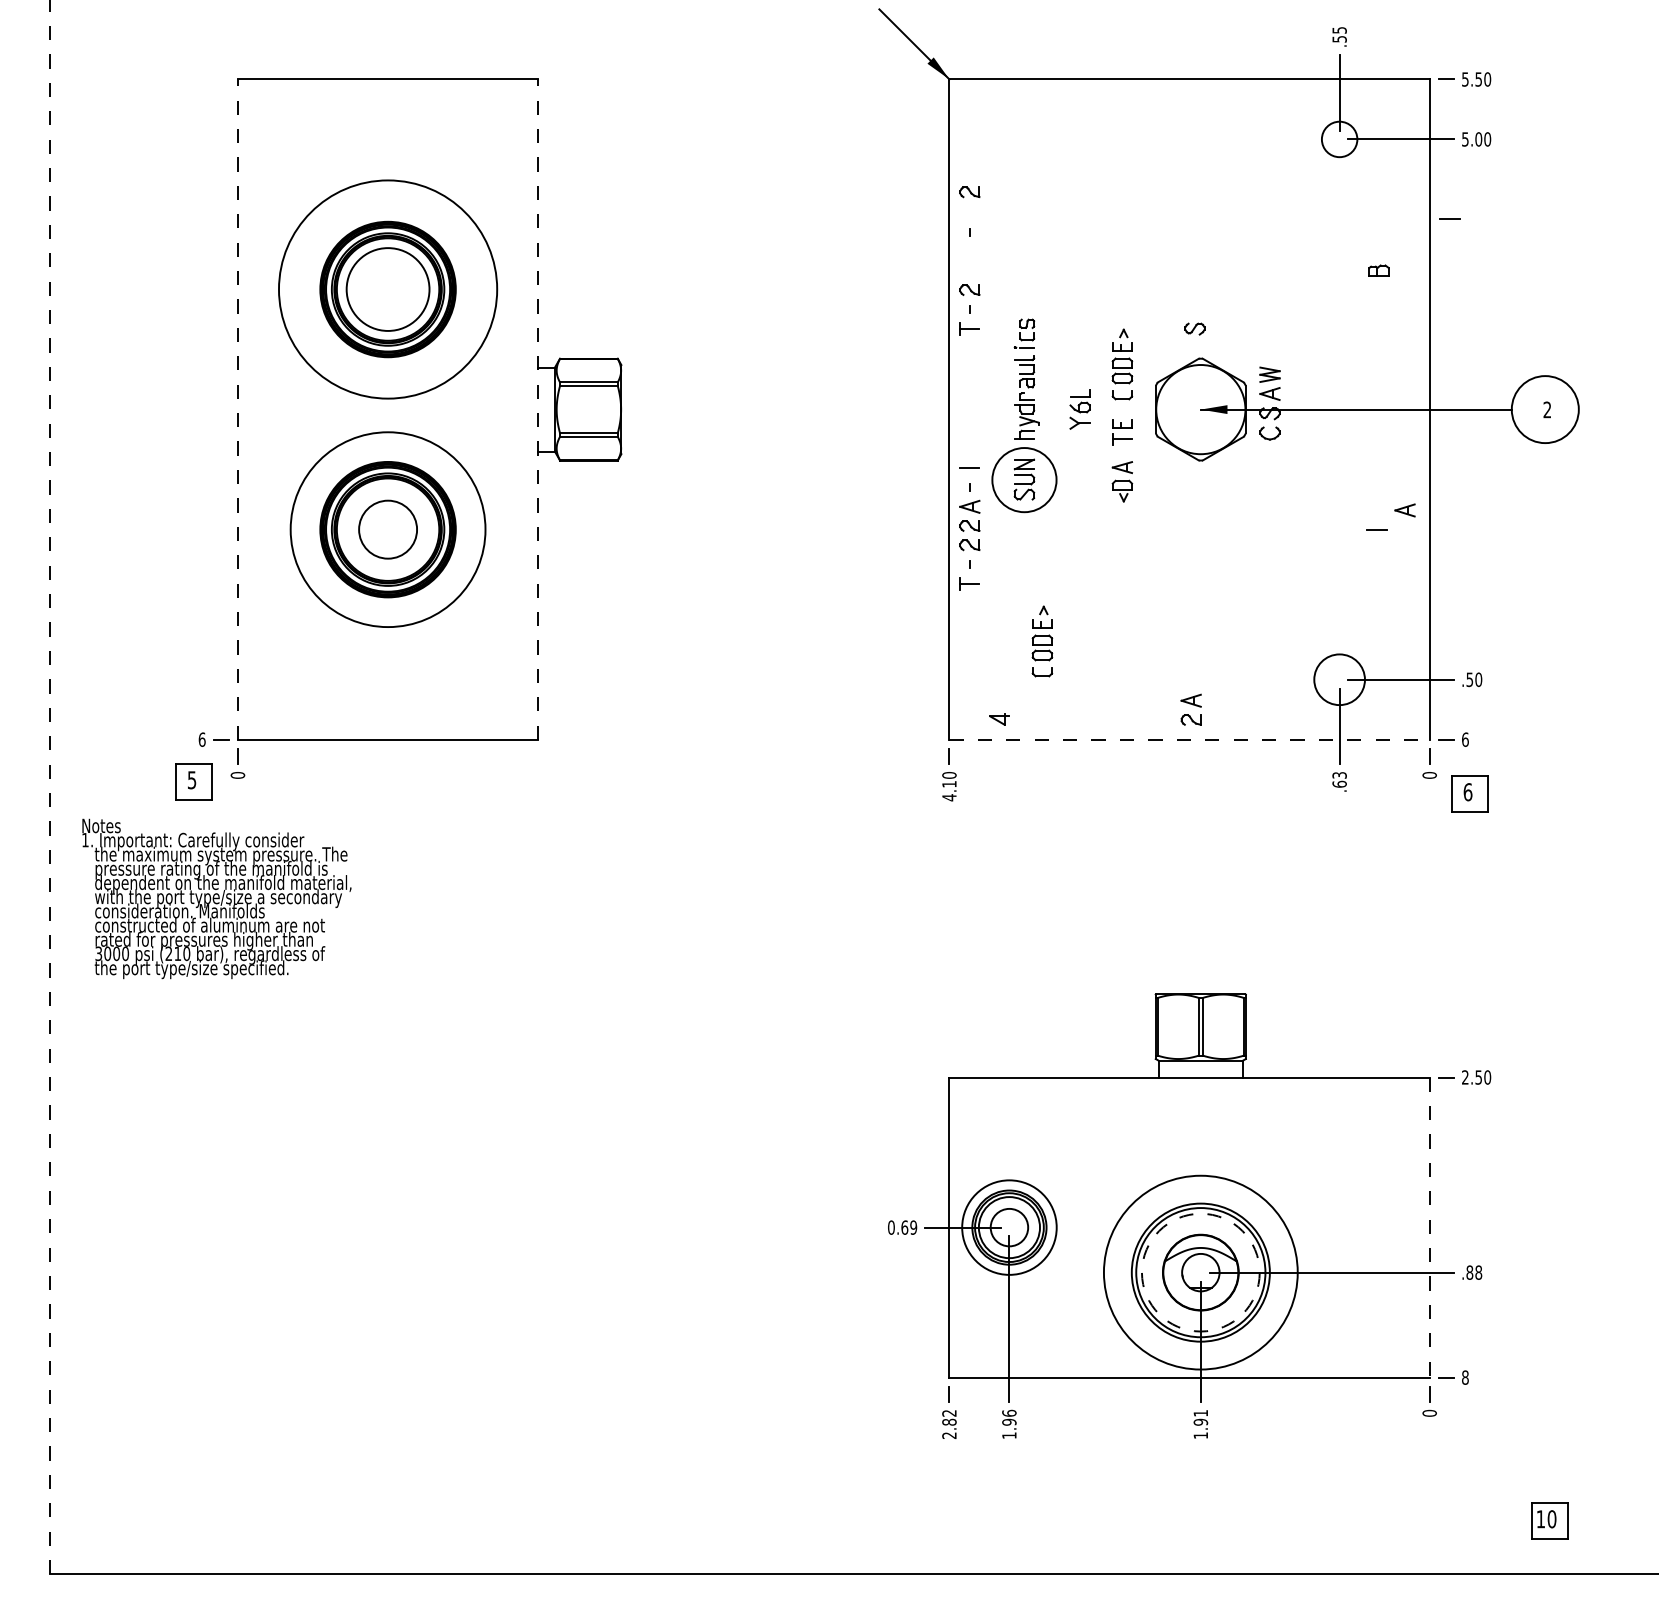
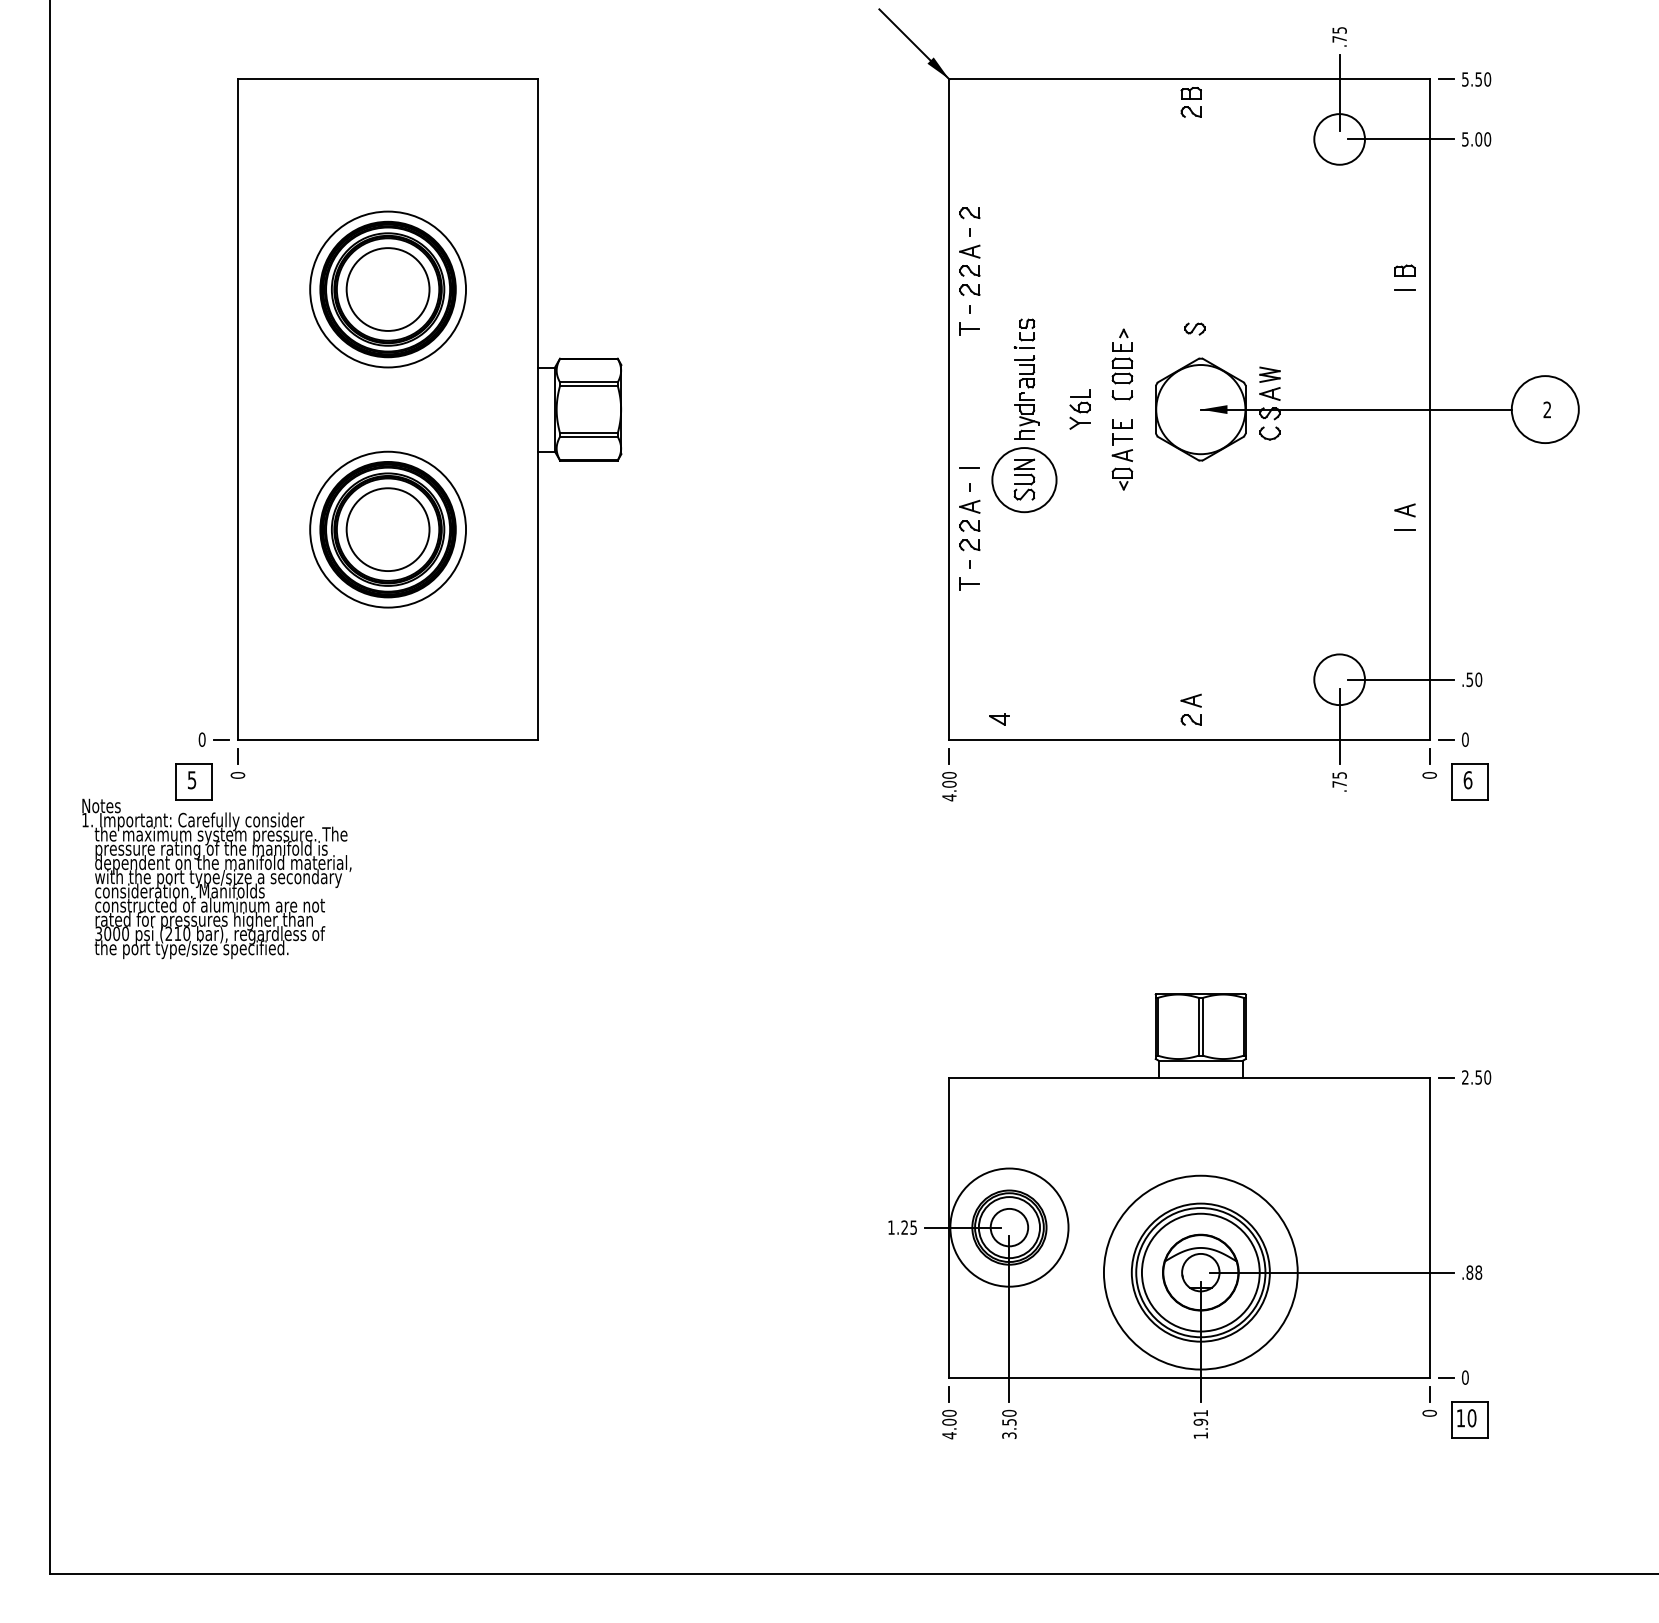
text: .55 -> .75 (1339, 39)
part: none -> present (1190, 102)
circle diameter: 35 px -> 51 px (1339, 139)
part position: (969, 192) -> (969, 213) (969, 213)
line position: (1449, 218) -> (1404, 289) (1404, 289)
part: none -> present (969, 260)
part position: (1378, 270) -> (1404, 270) (1404, 270)
circle diameter: 218 px -> 156 px (388, 289)
line: dashed -> solid (238, 409)
line: dashed -> solid (538, 409)
part position: (1122, 481) -> (1122, 469) (1122, 469)
circle diameter: 195 px -> 156 px (388, 529)
circle diameter: 58 px -> 83 px (387, 529)
line position: (1376, 529) -> (1404, 529) (1404, 529)
part: present -> none (1042, 641)
text: 6 -> 0 (201, 739)
line: dashed -> solid (1190, 739)
text: 6 -> 0 (1465, 739)
text: .63 -> .75 (1339, 779)
text: 4.10 -> 4.00 (949, 783)
line: dashed -> solid (49, 787)
part position: (1469, 793) -> (1469, 781) (1469, 781)
text position: (216, 898) -> (216, 878) (216, 878)
text: 0.69 -> 1.25 (902, 1227)
circle diameter: 95 px -> 118 px (1009, 1227)
line: dashed -> solid (1429, 1228)
circle: dashed -> solid (1200, 1272)
text: 8 -> 0 (1465, 1377)
text: 1.96 -> 3.50 (1009, 1423)
text: 2.82 -> 4.00 (949, 1424)
part position: (1549, 1520) -> (1469, 1419) (1469, 1419)
